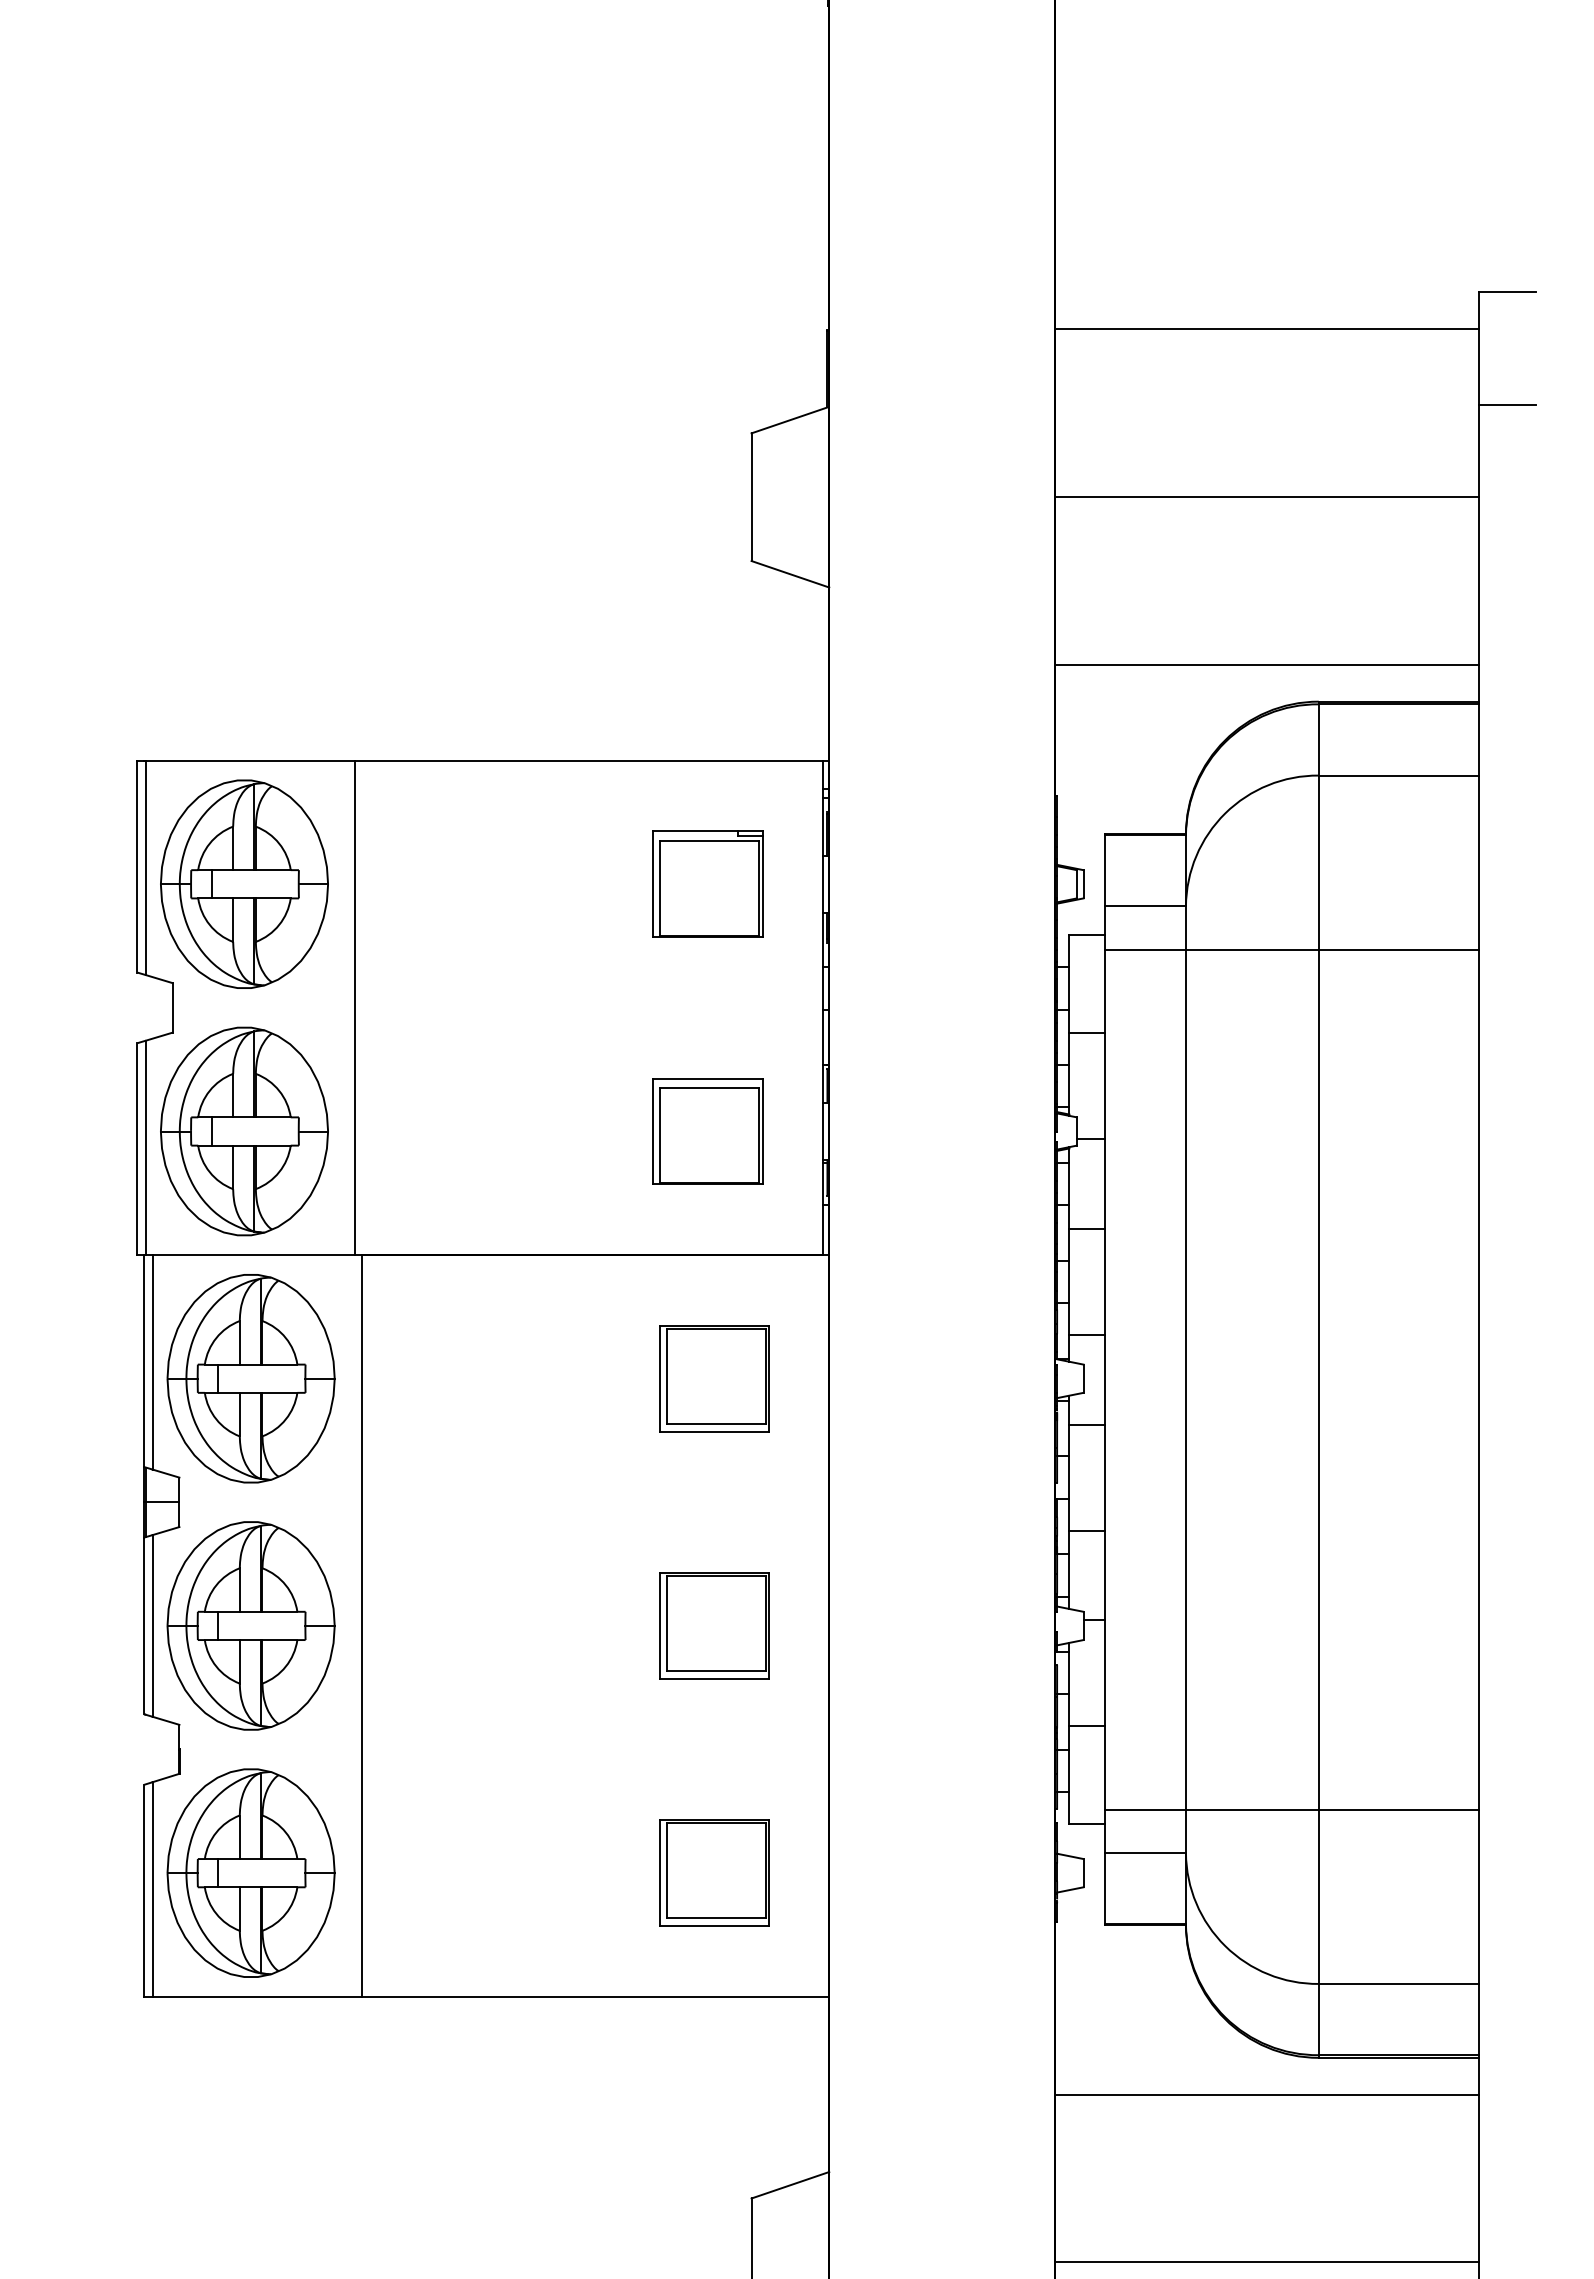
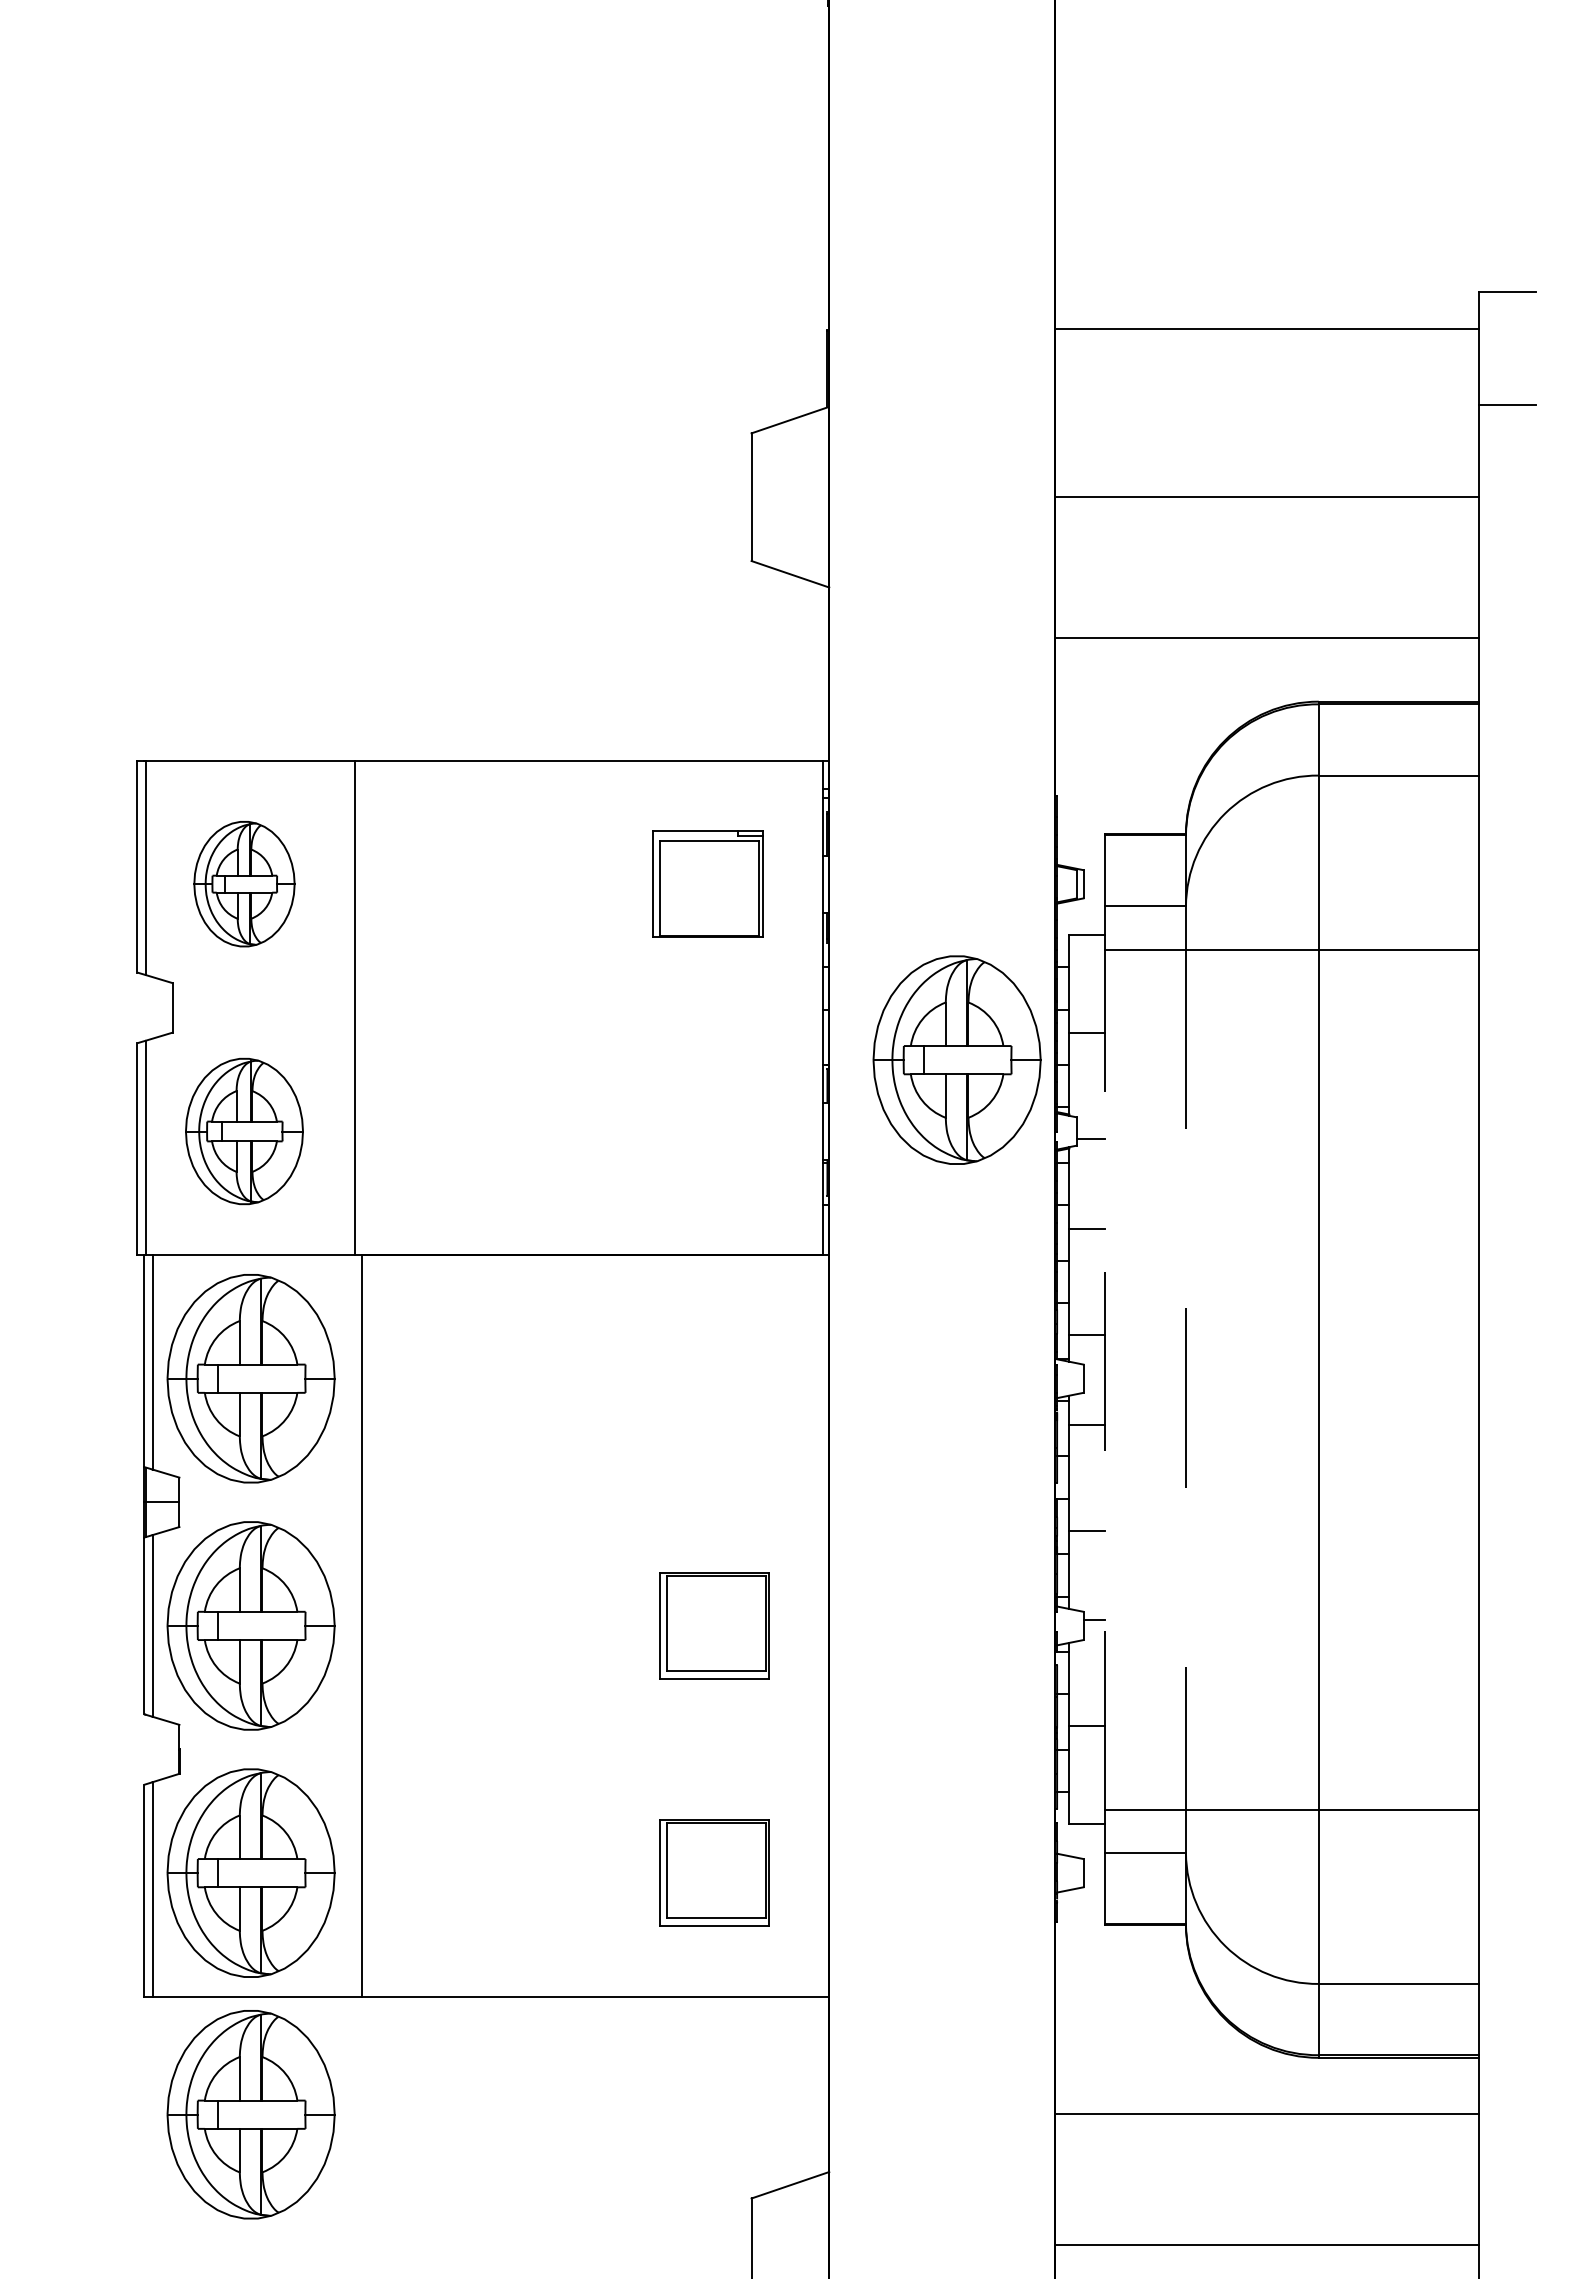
line position: (1267, 664) -> (1267, 637) (1267, 637)
part size: 169x210 px -> 103x127 px (244, 884)
part: none -> present (956, 1059)
part size: 169x211 px -> 119x149 px (244, 1131)
part: present -> none (707, 1131)
part: present -> none (714, 1378)
line: solid -> dashed (1104, 1379)
line: solid -> dashed (1185, 1380)
line position: (1267, 2094) -> (1267, 2113) (1267, 2113)
part: none -> present (250, 2114)
line position: (1267, 2262) -> (1267, 2245) (1267, 2245)
